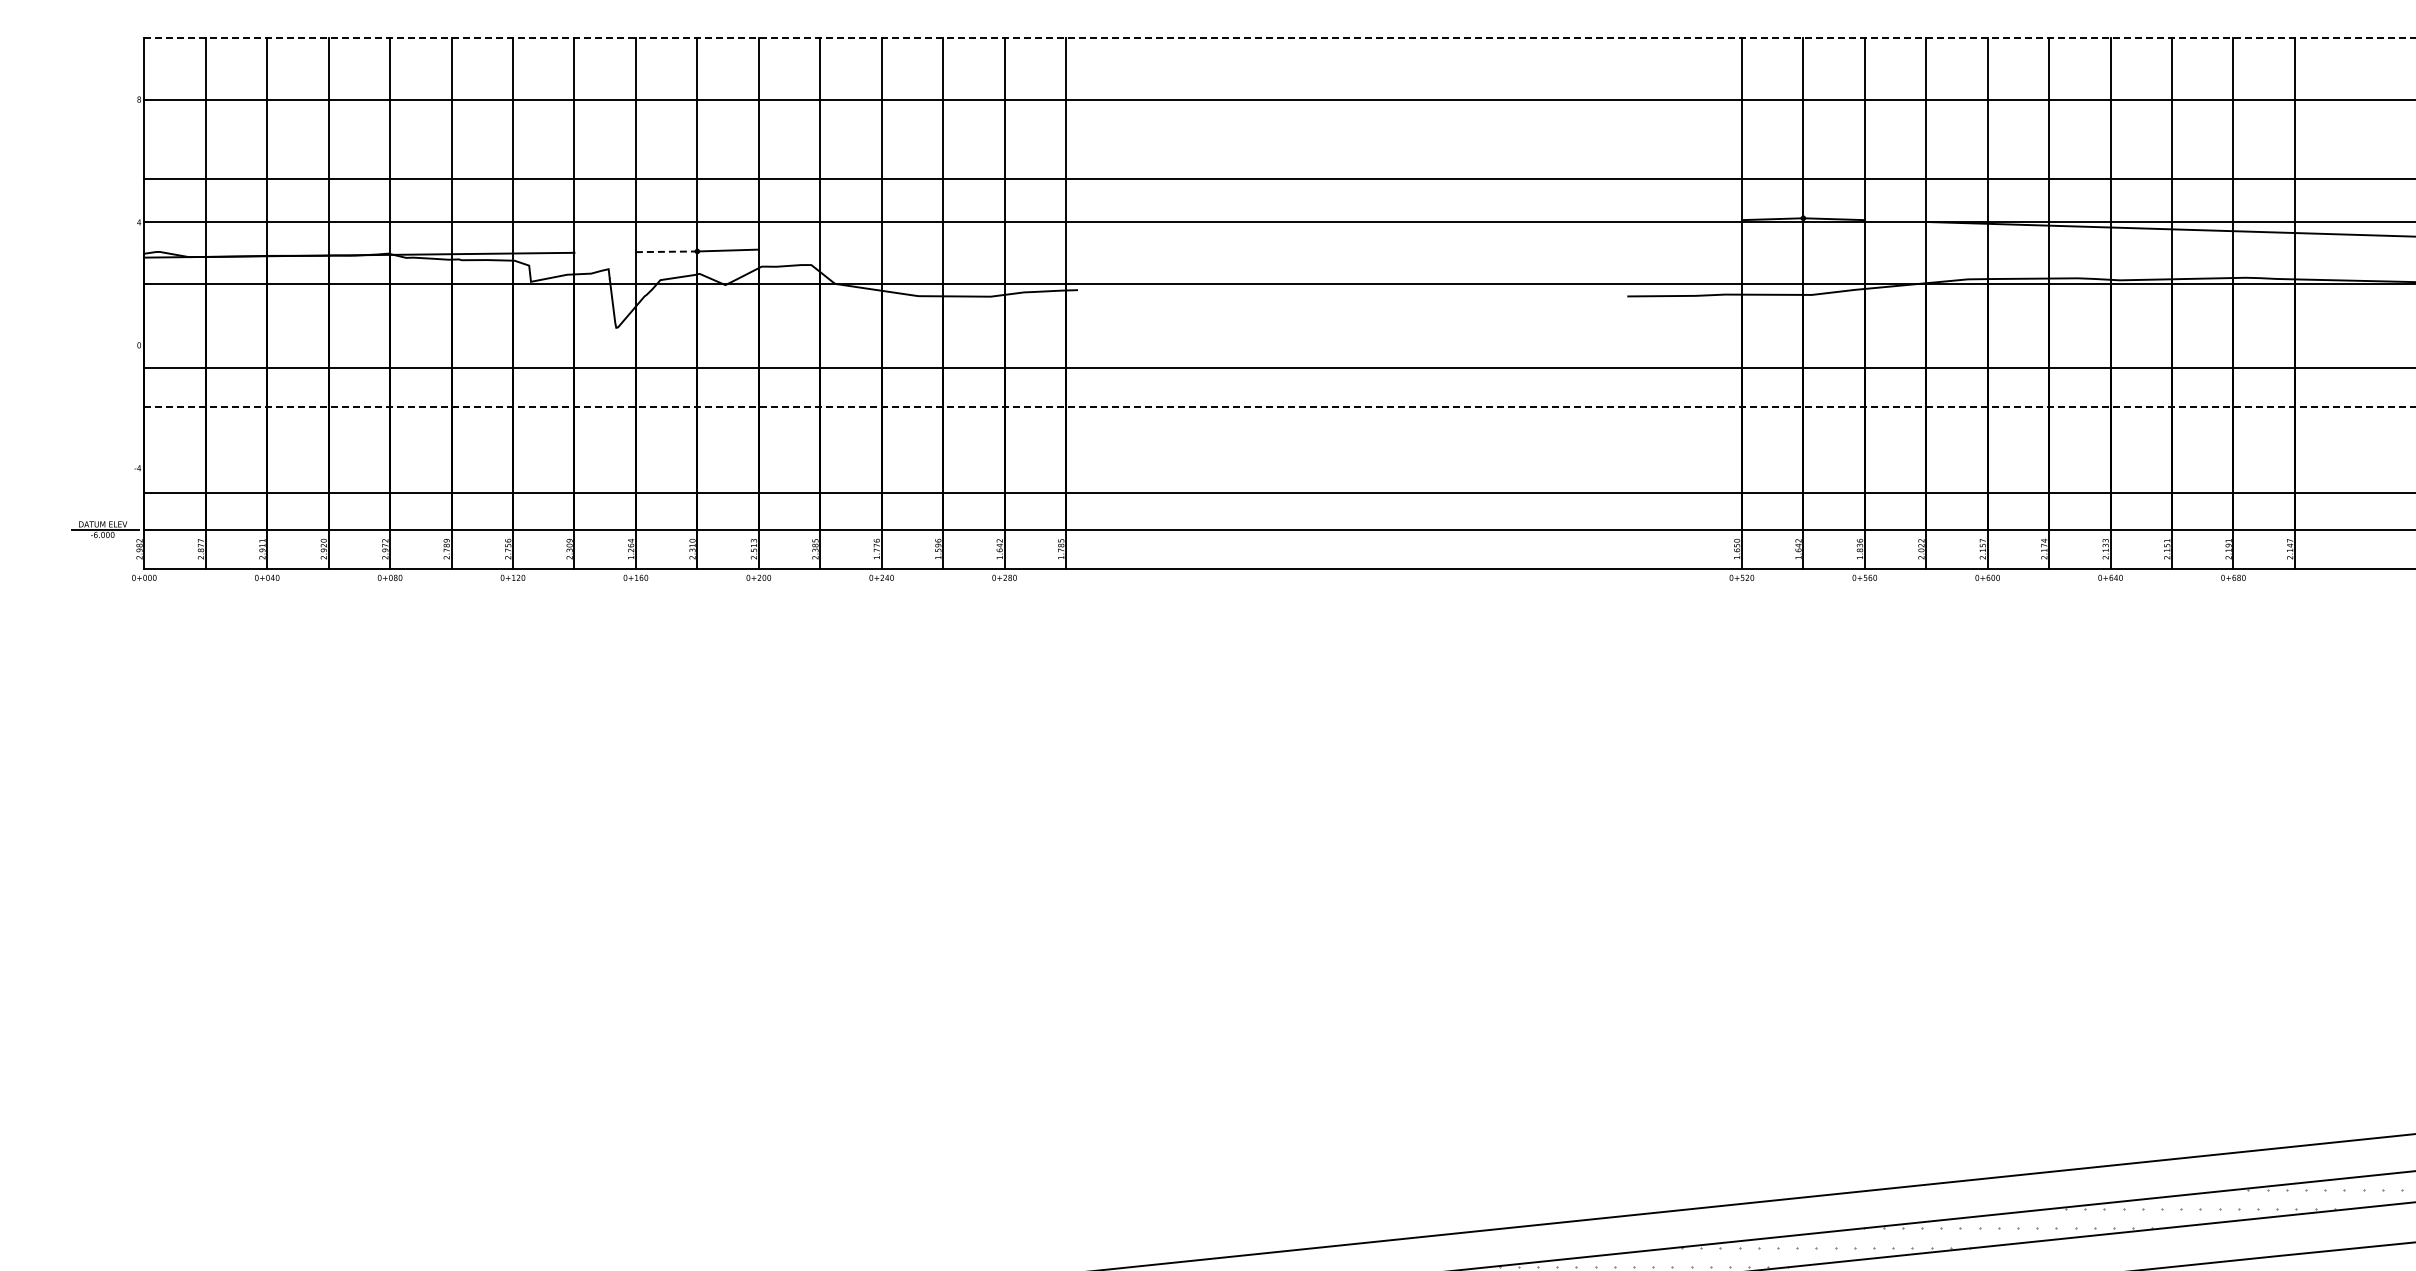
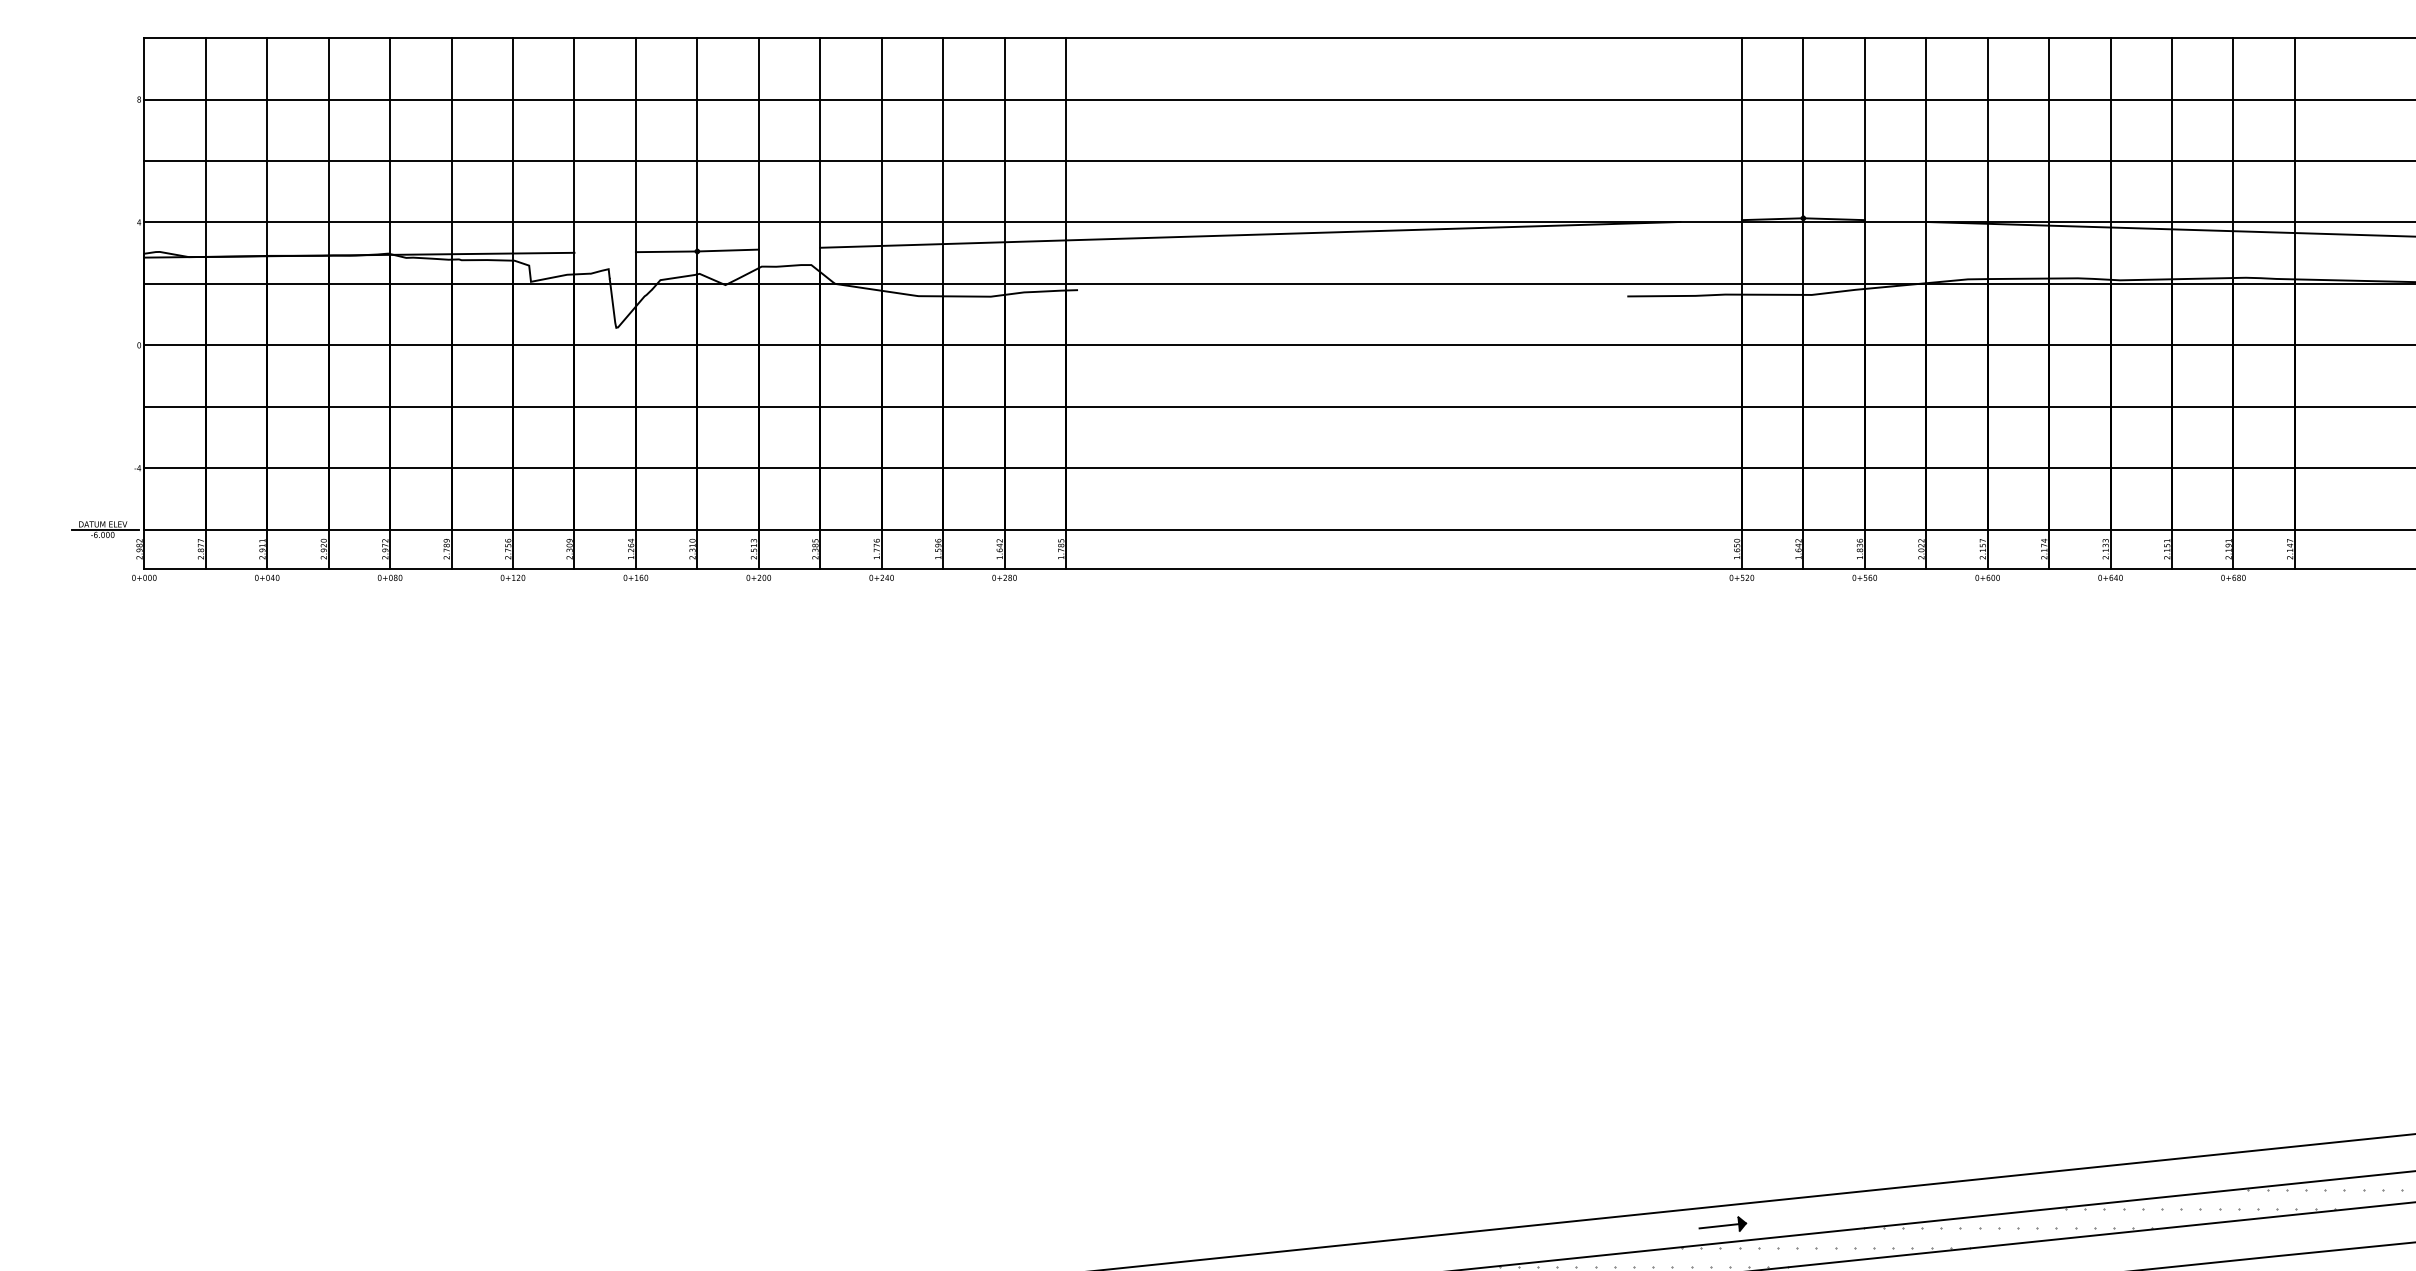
line: dashed -> solid (1280, 38)
line position: (1278, 179) -> (1278, 161) (1278, 161)
line: none -> present (1250, 234)
line: dashed -> solid (666, 251)
line position: (1278, 368) -> (1278, 345) (1278, 345)
line: dashed -> solid (1280, 406)
line position: (1278, 493) -> (1278, 468) (1278, 468)
part: none -> present (1722, 1223)
